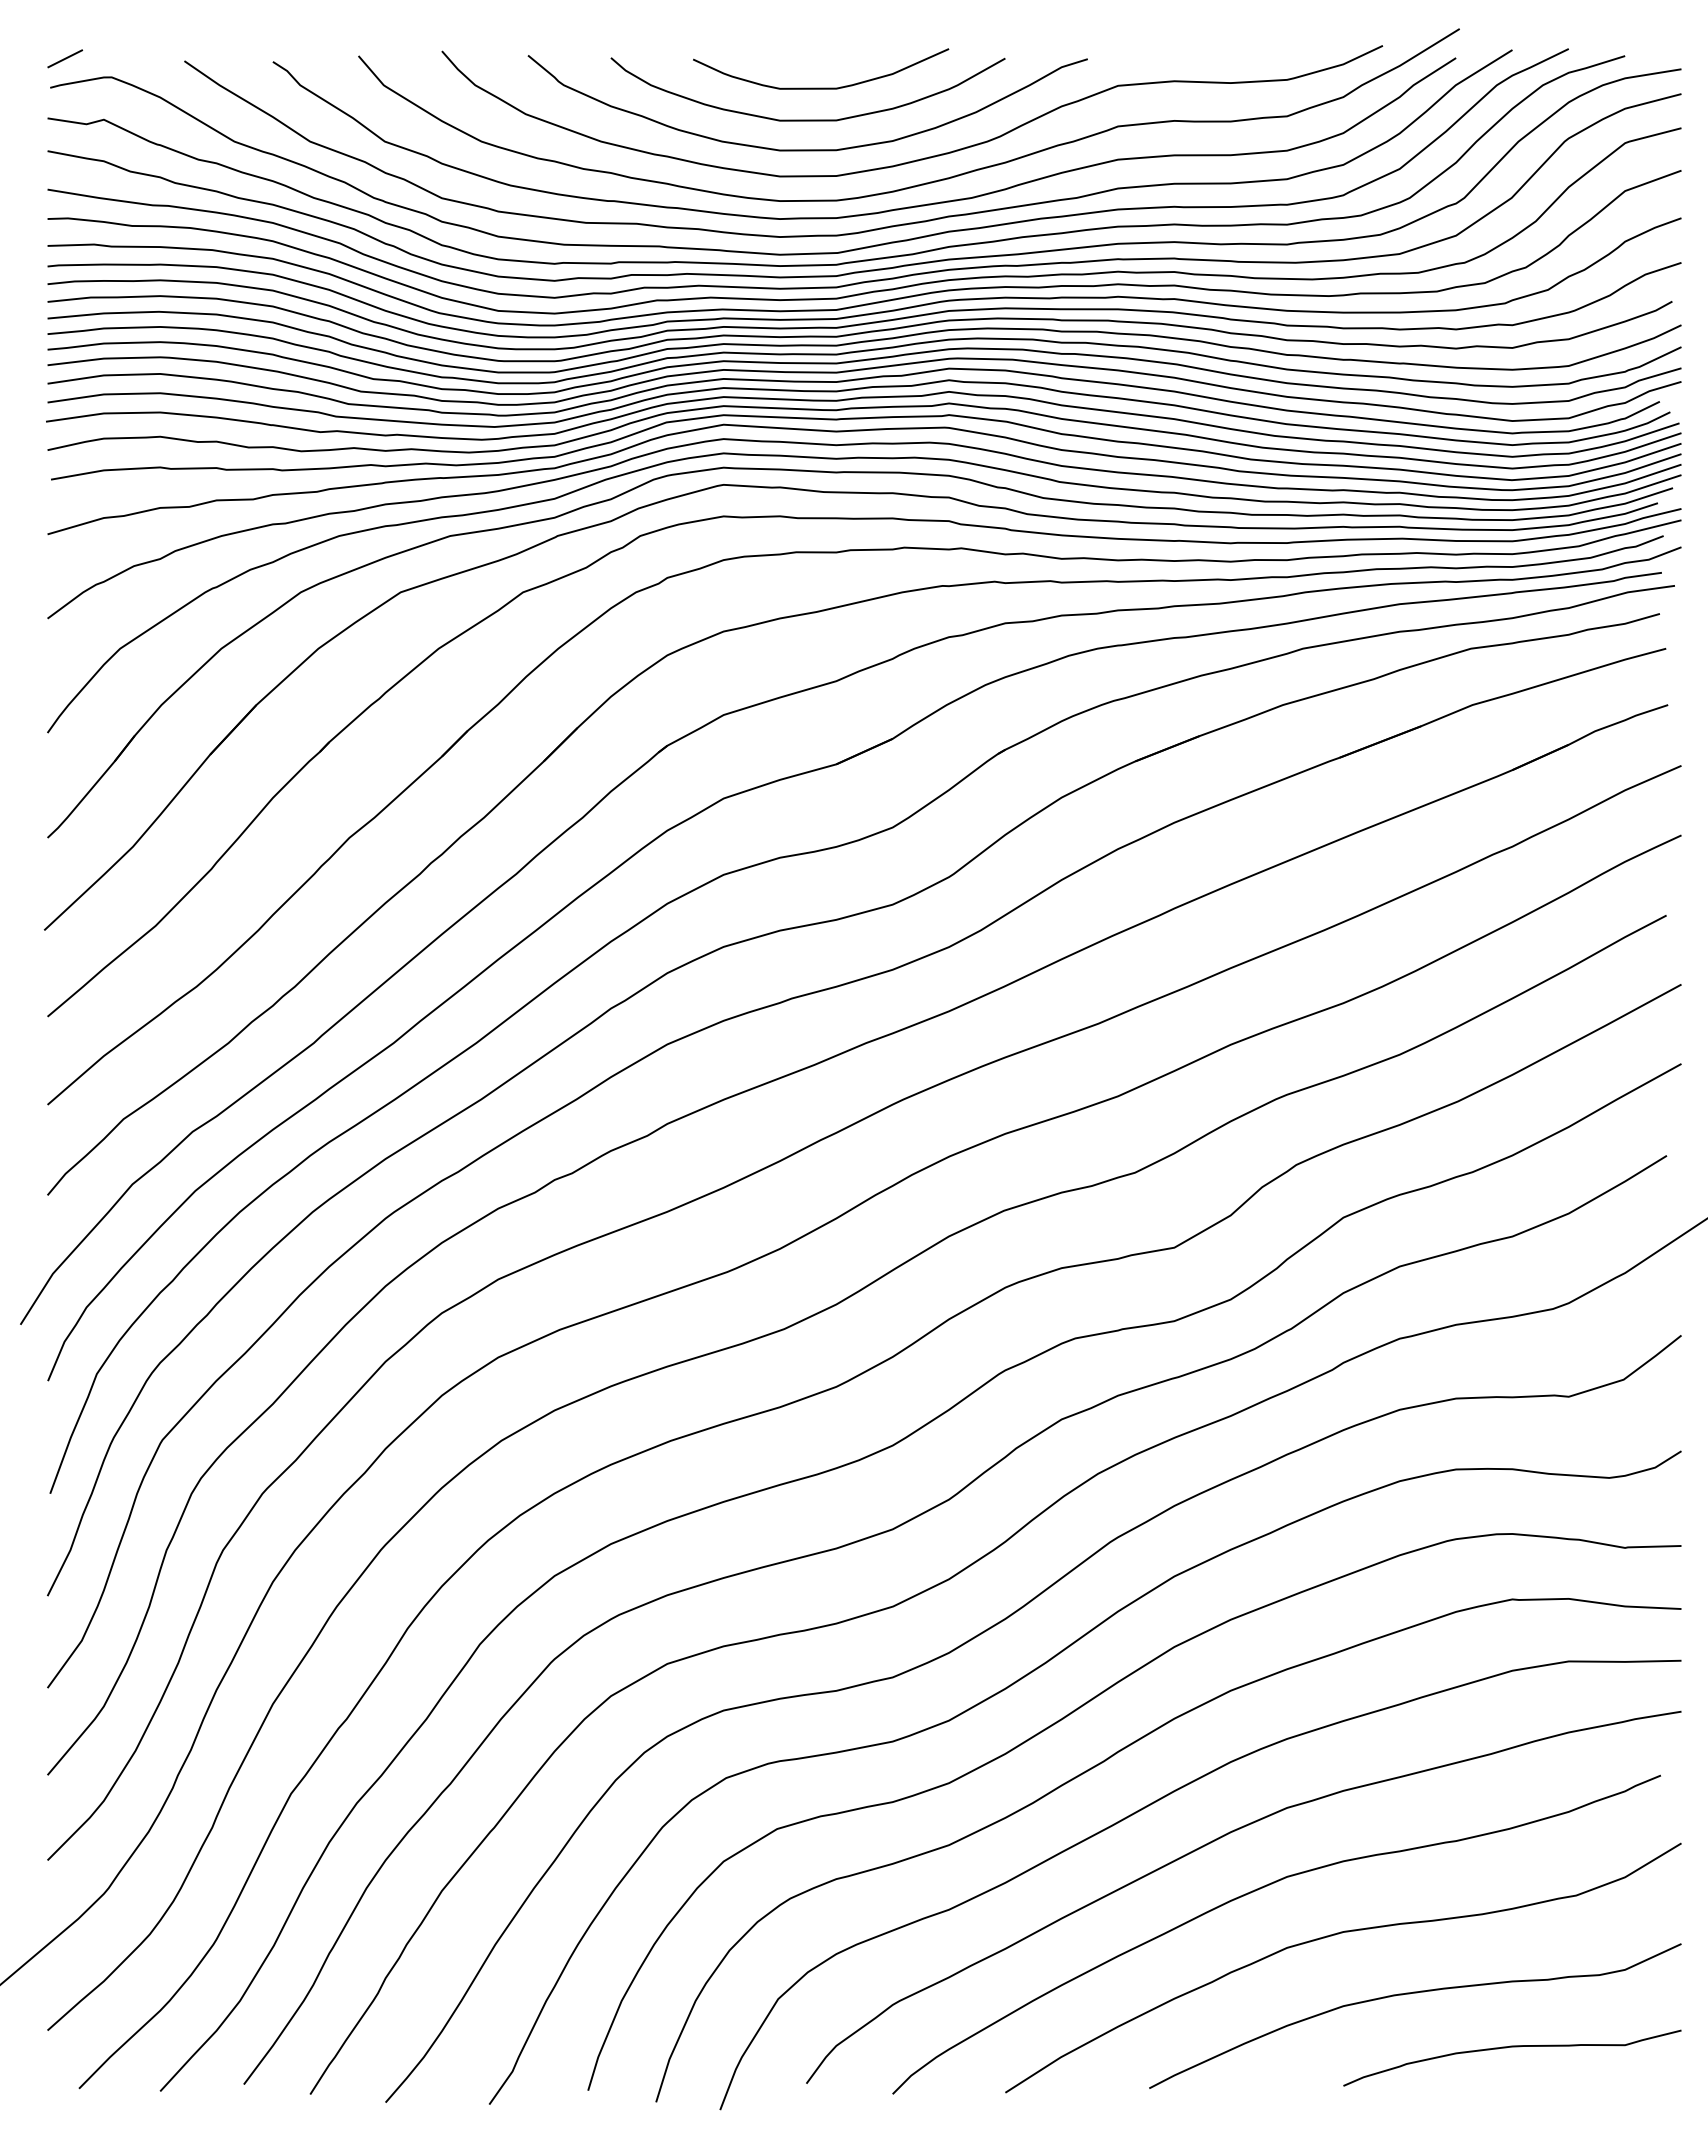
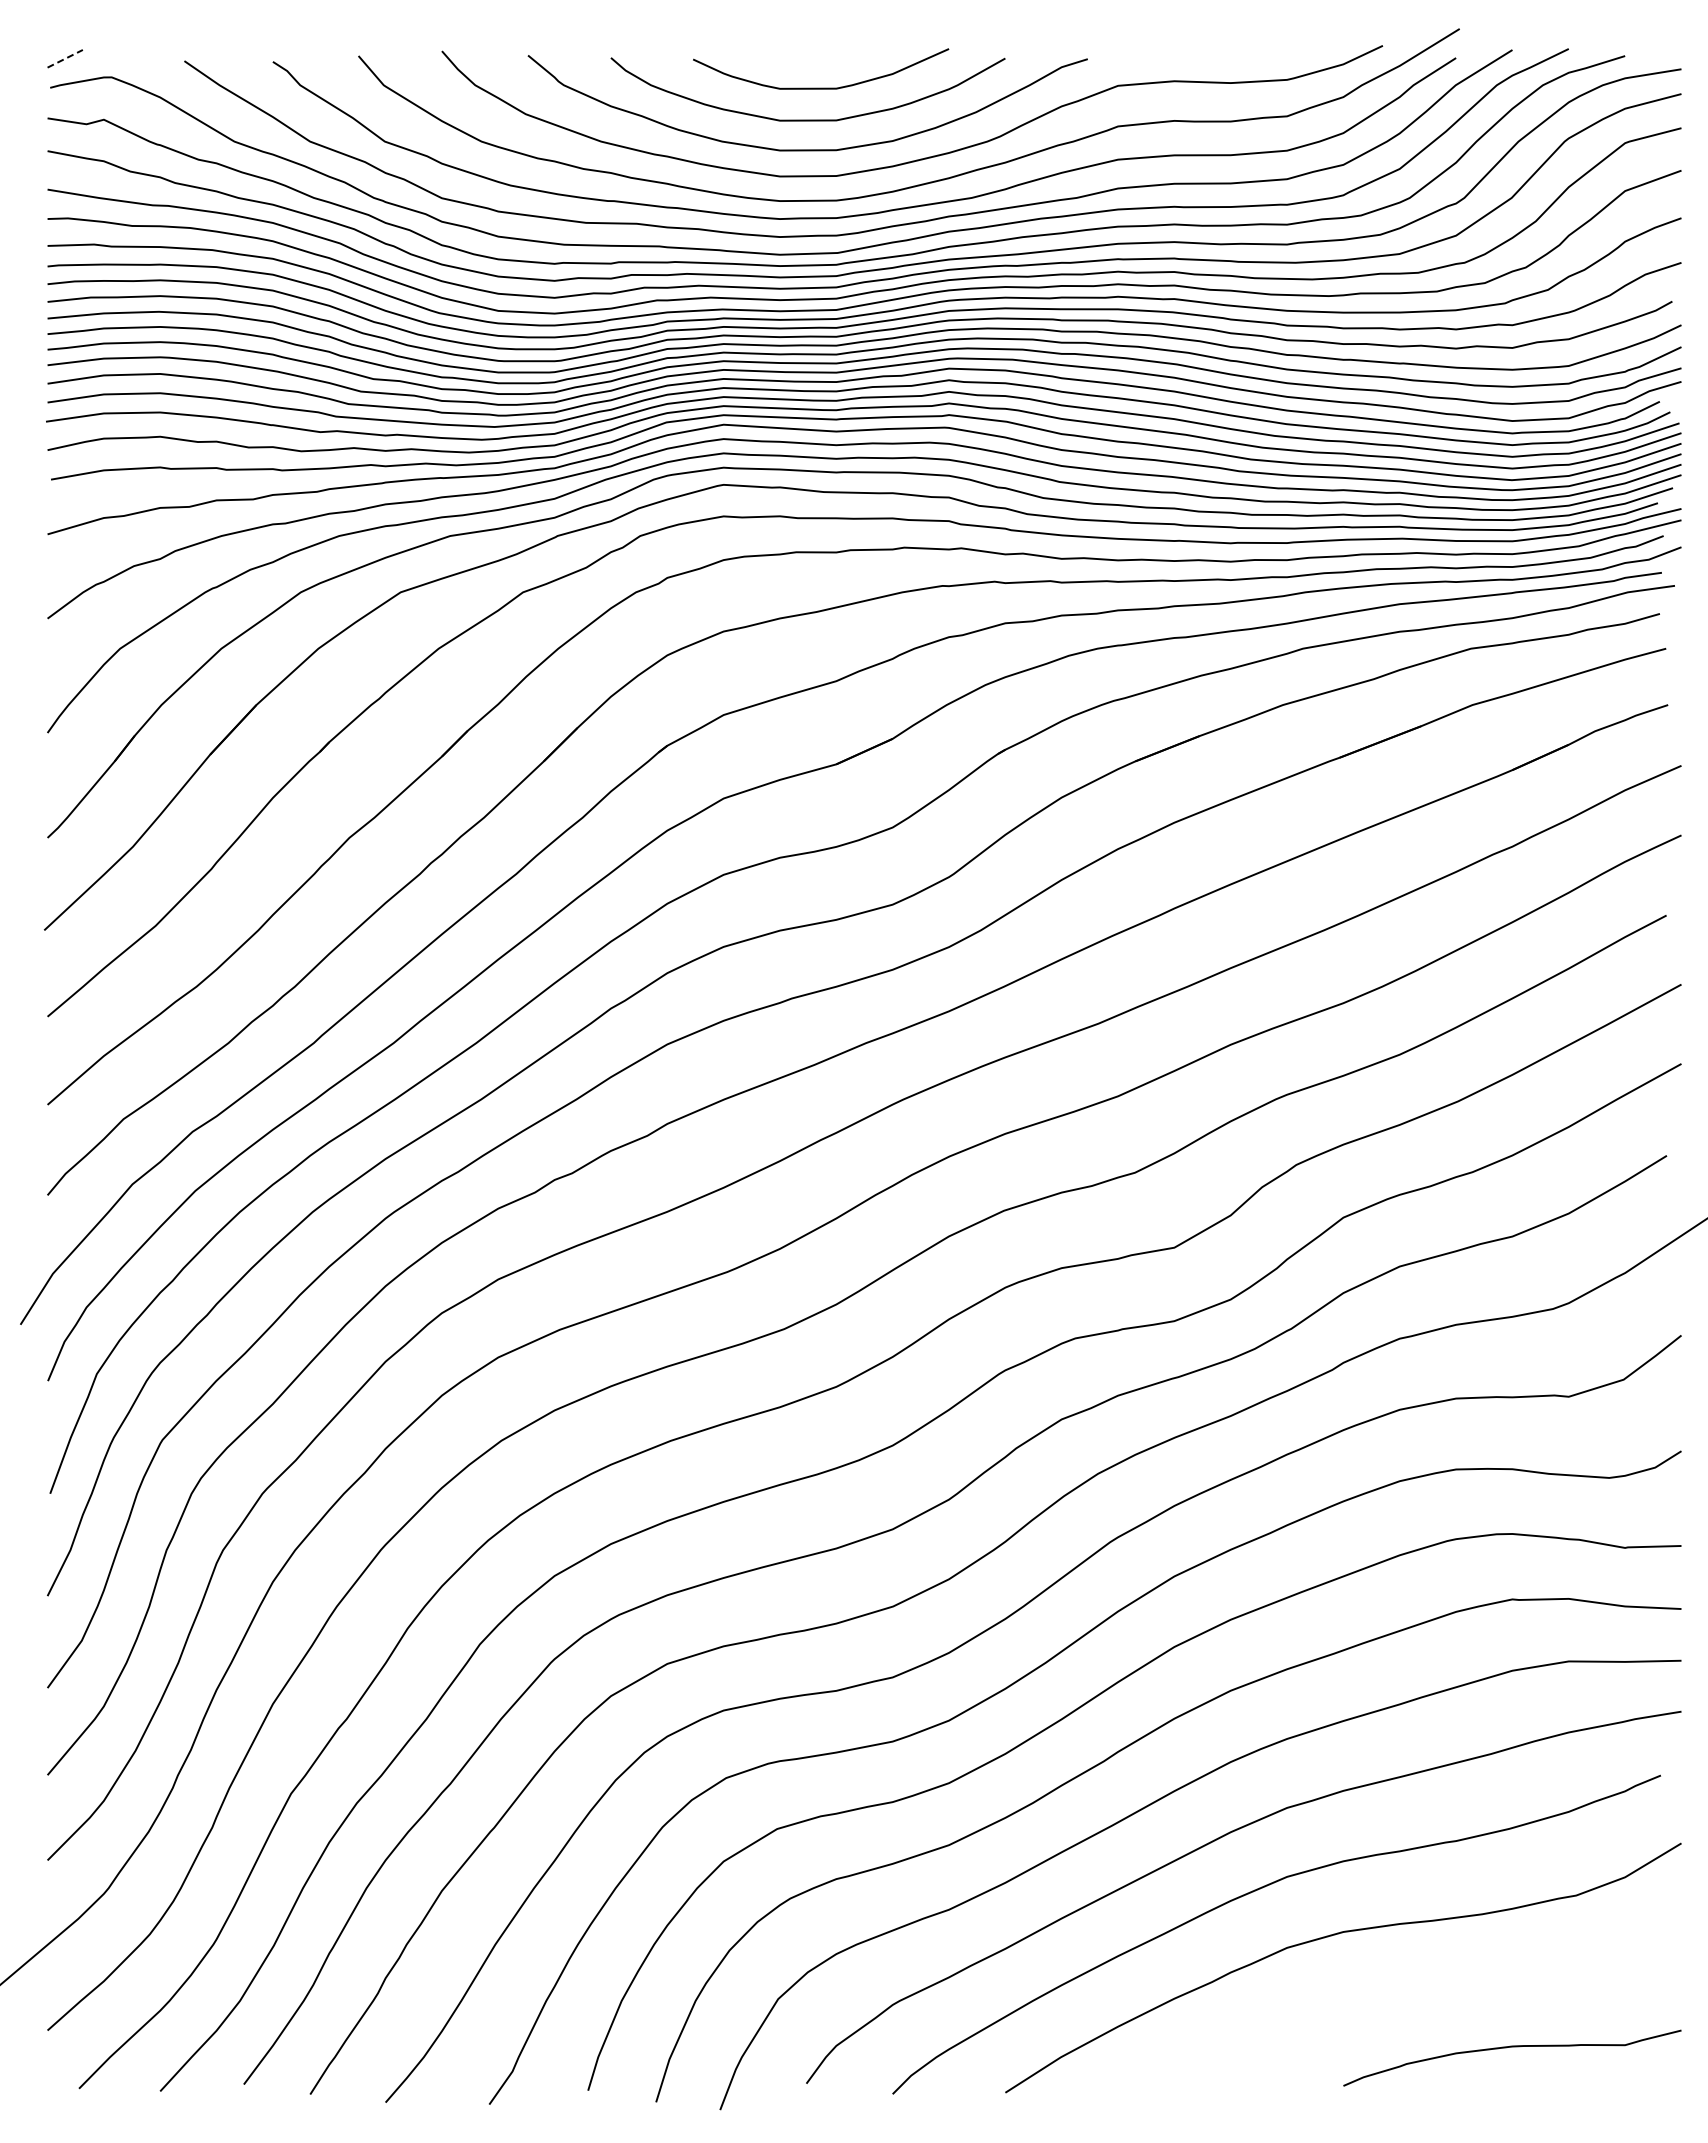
line: solid -> dashed (65, 58)
curve: present -> none (1410, 1994)
